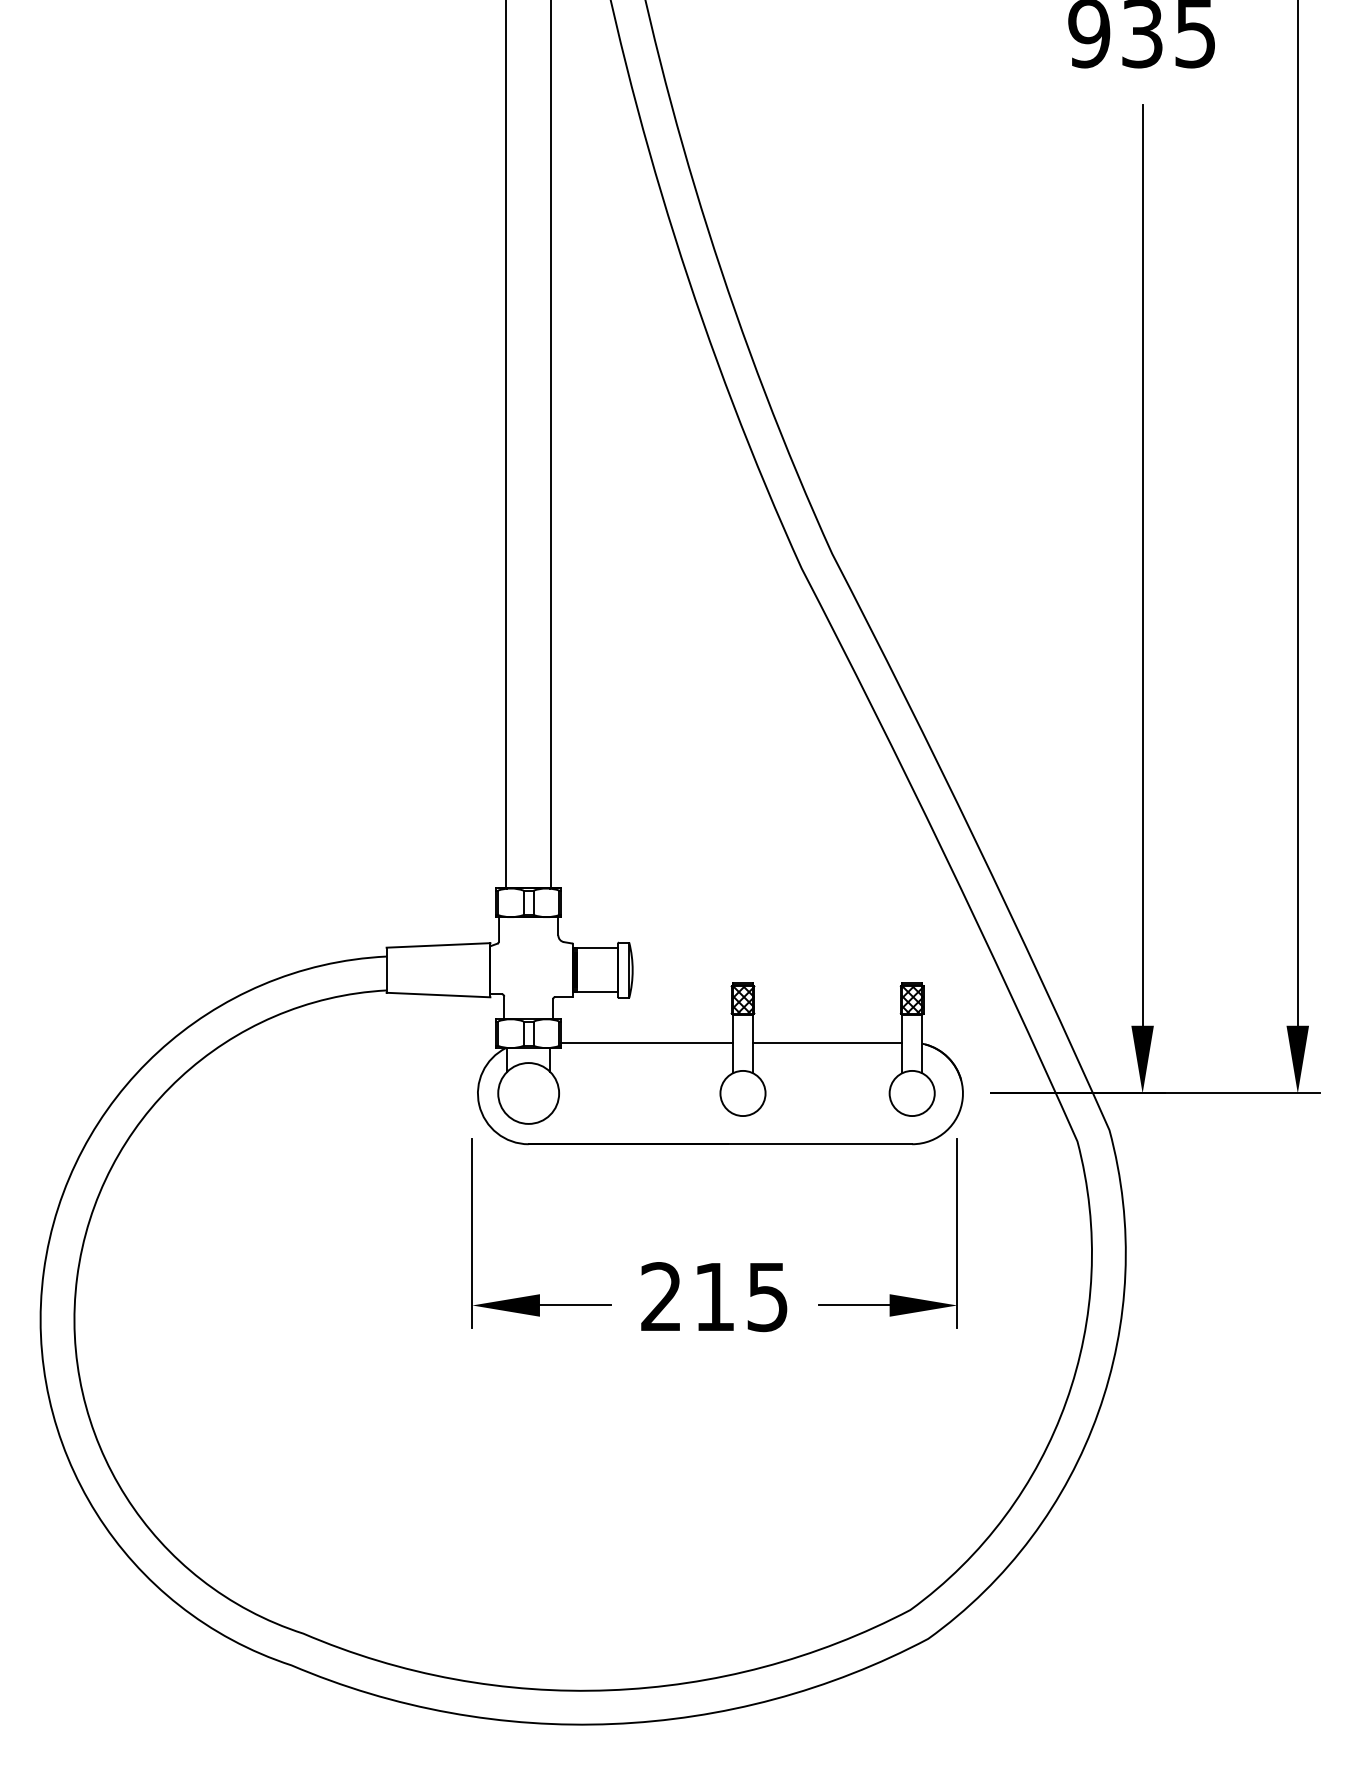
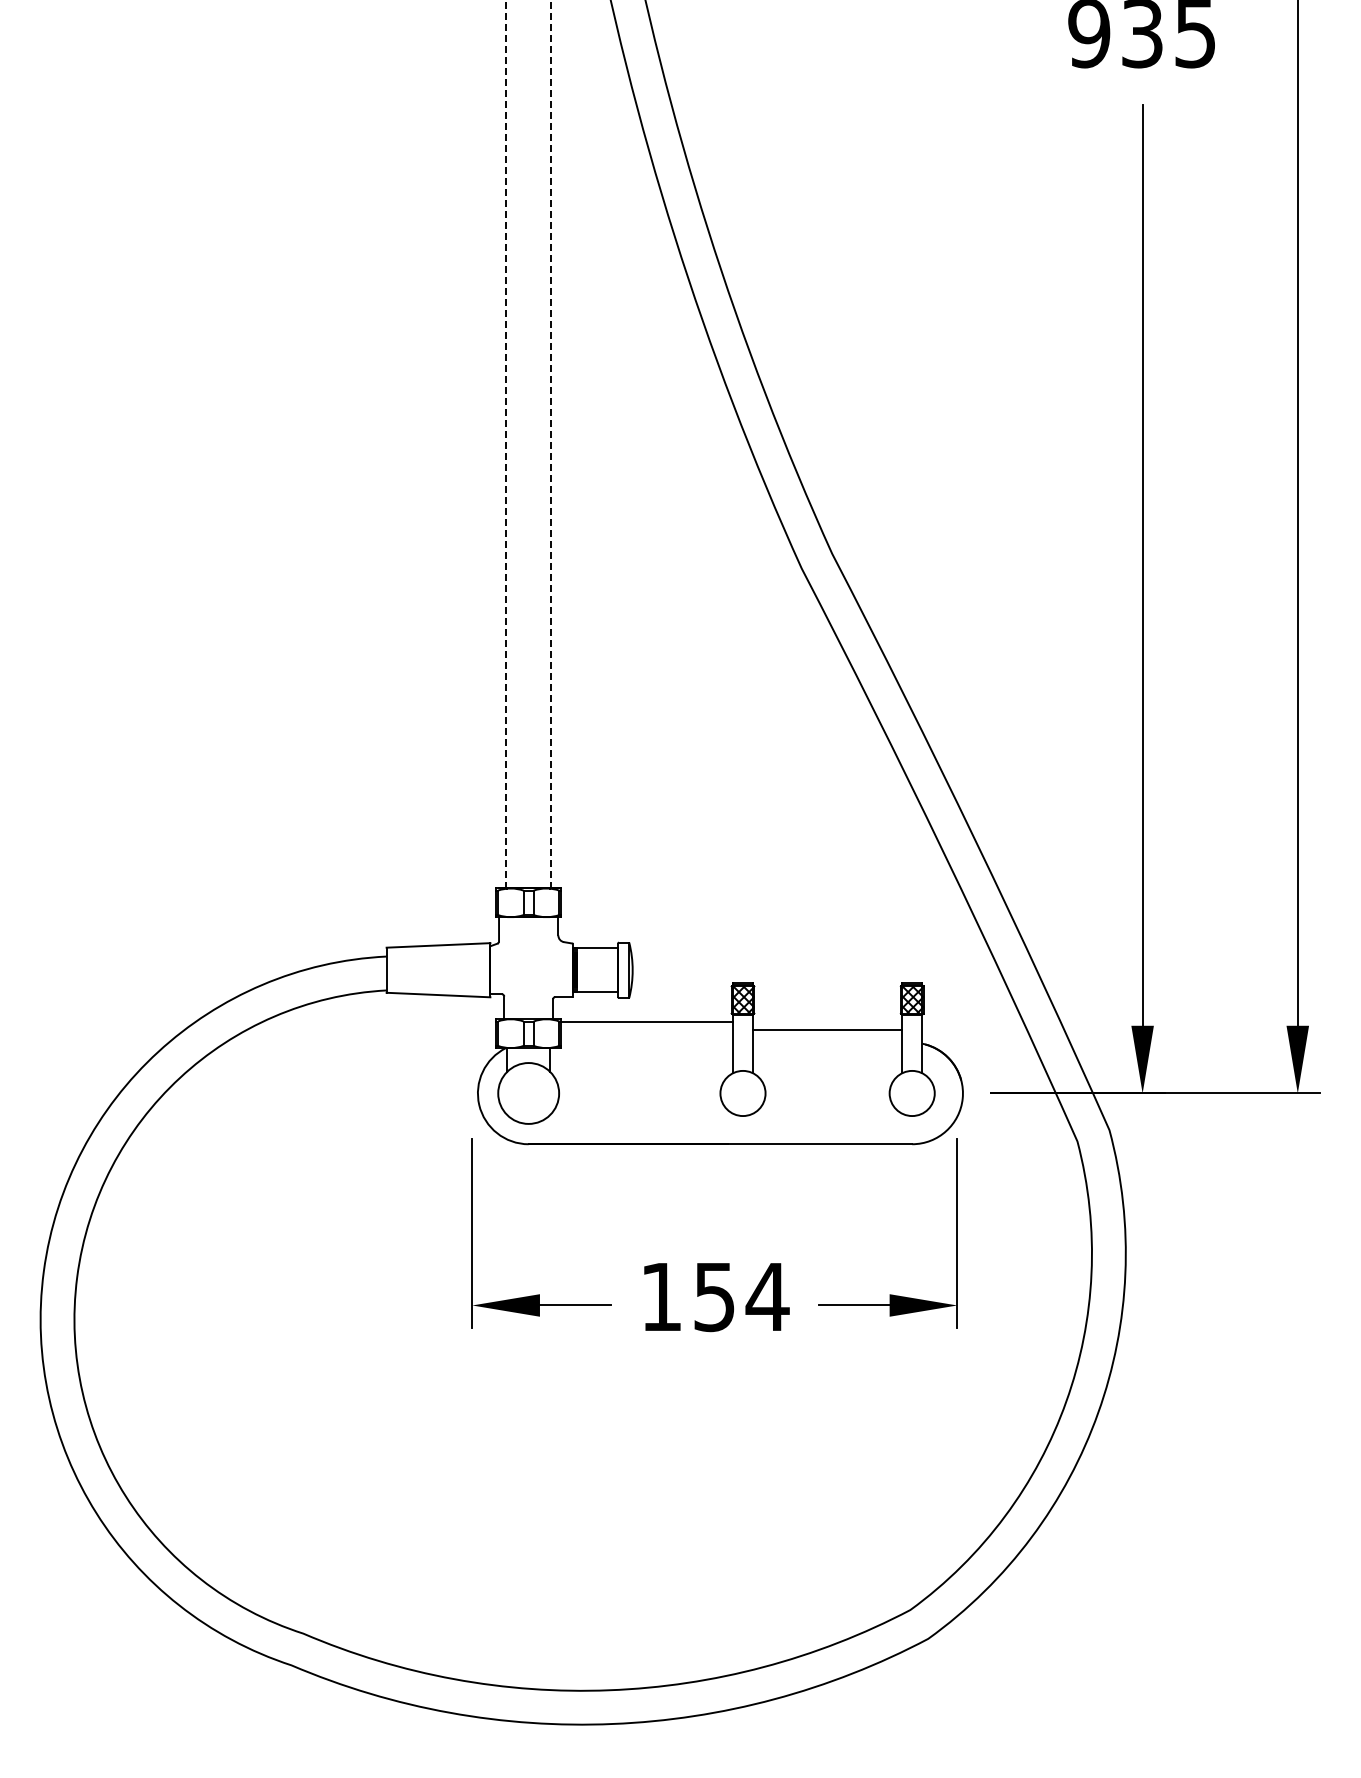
line: solid -> dashed (506, 444)
line: solid -> dashed (551, 444)
line position: (646, 1042) -> (646, 1021) (646, 1021)
line position: (827, 1042) -> (827, 1029) (827, 1029)
text: 215 -> 154 (715, 1297)
